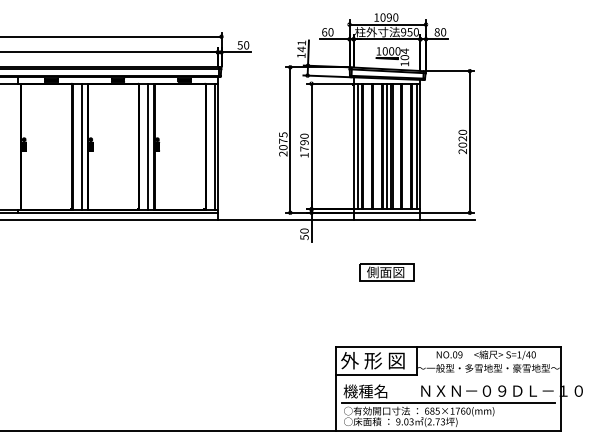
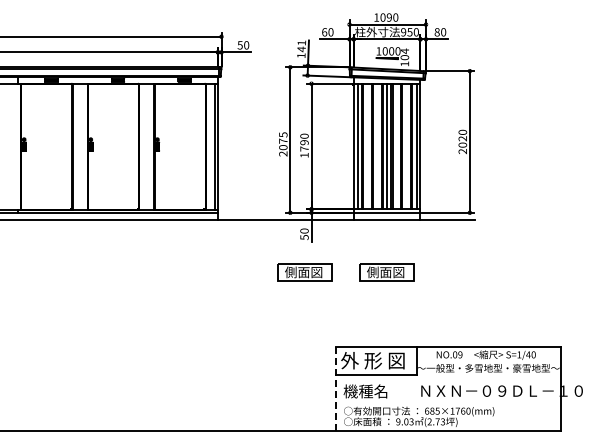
line: present -> none (81, 146)
line: present -> none (148, 146)
part: none -> present (304, 272)
line: solid -> dashed (336, 389)
line: present -> none (448, 402)
